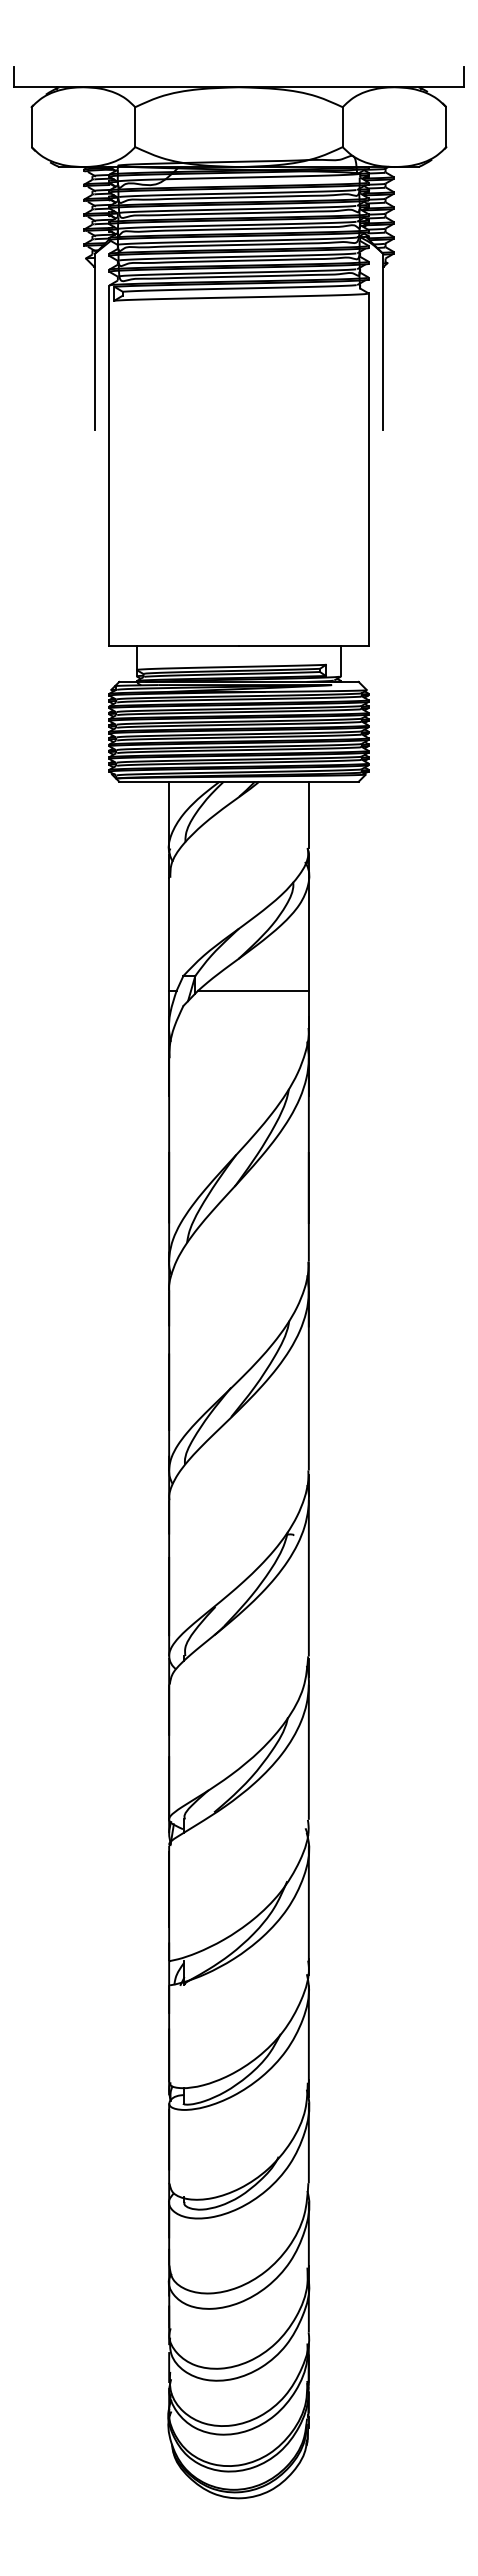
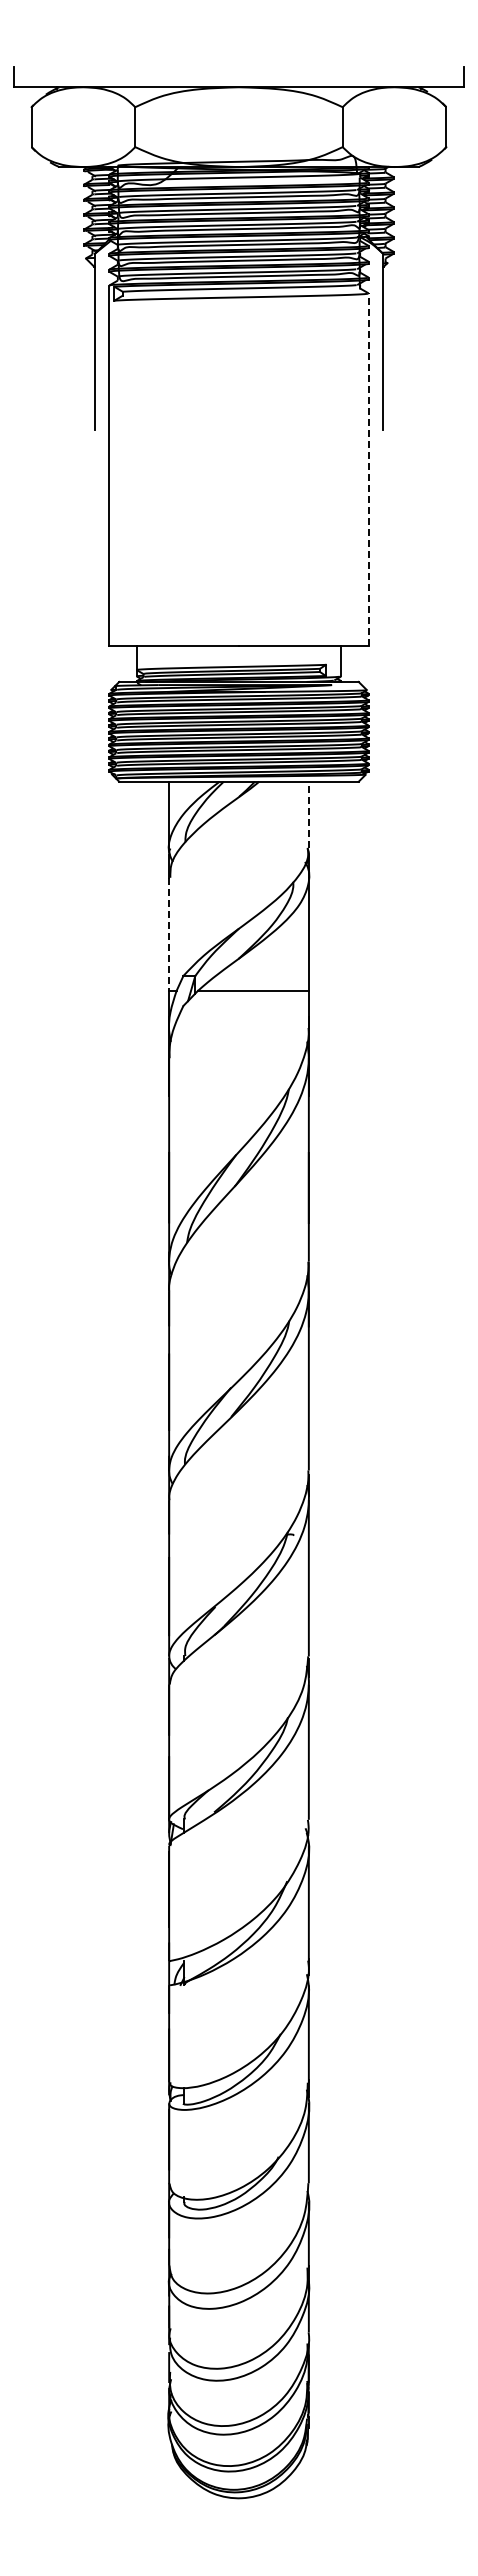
line: solid -> dashed (368, 469)
line: solid -> dashed (308, 814)
line: solid -> dashed (169, 934)
